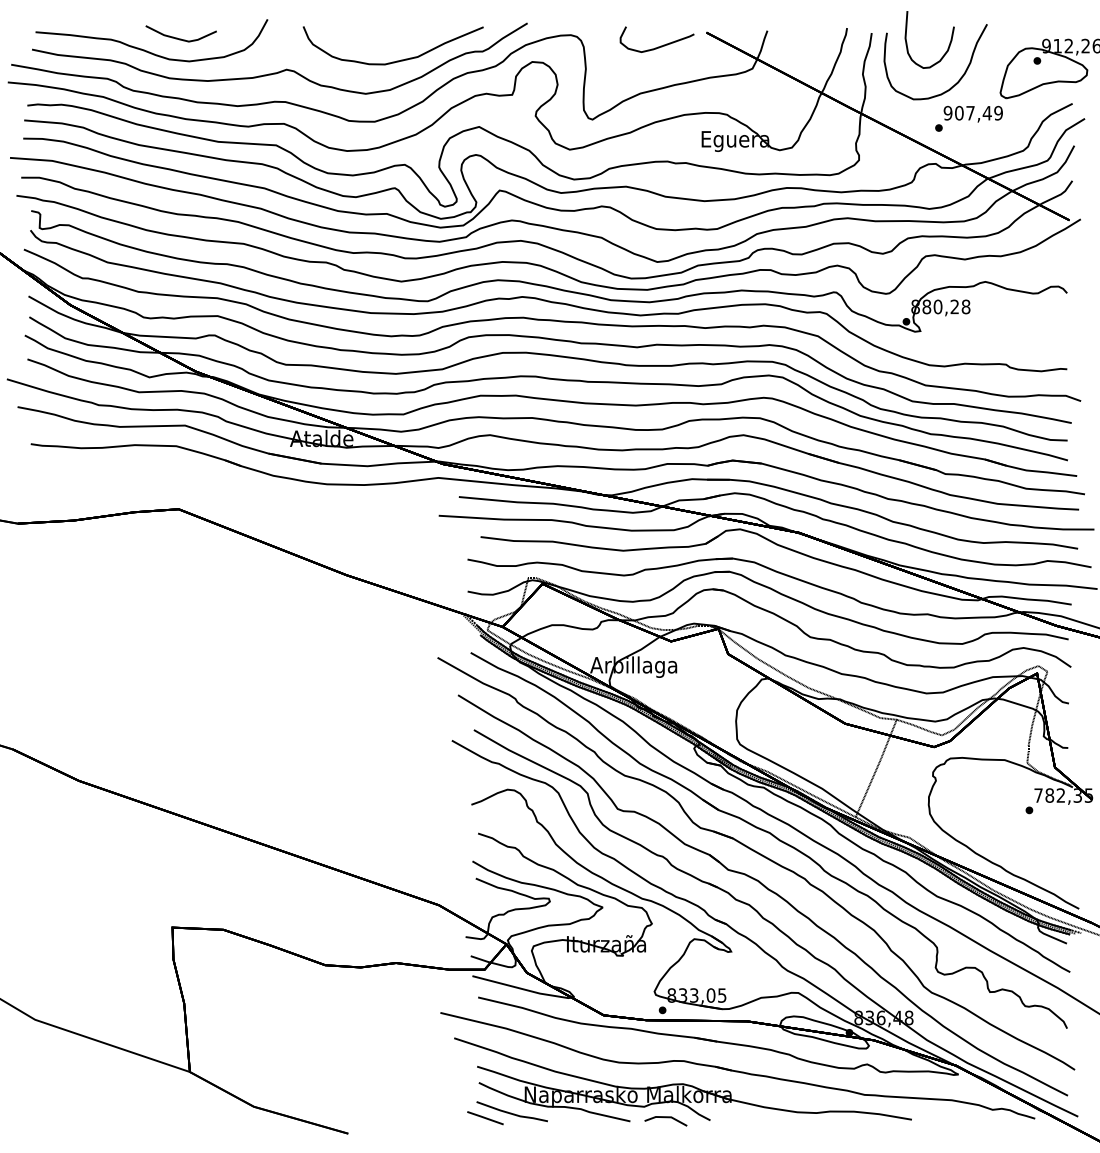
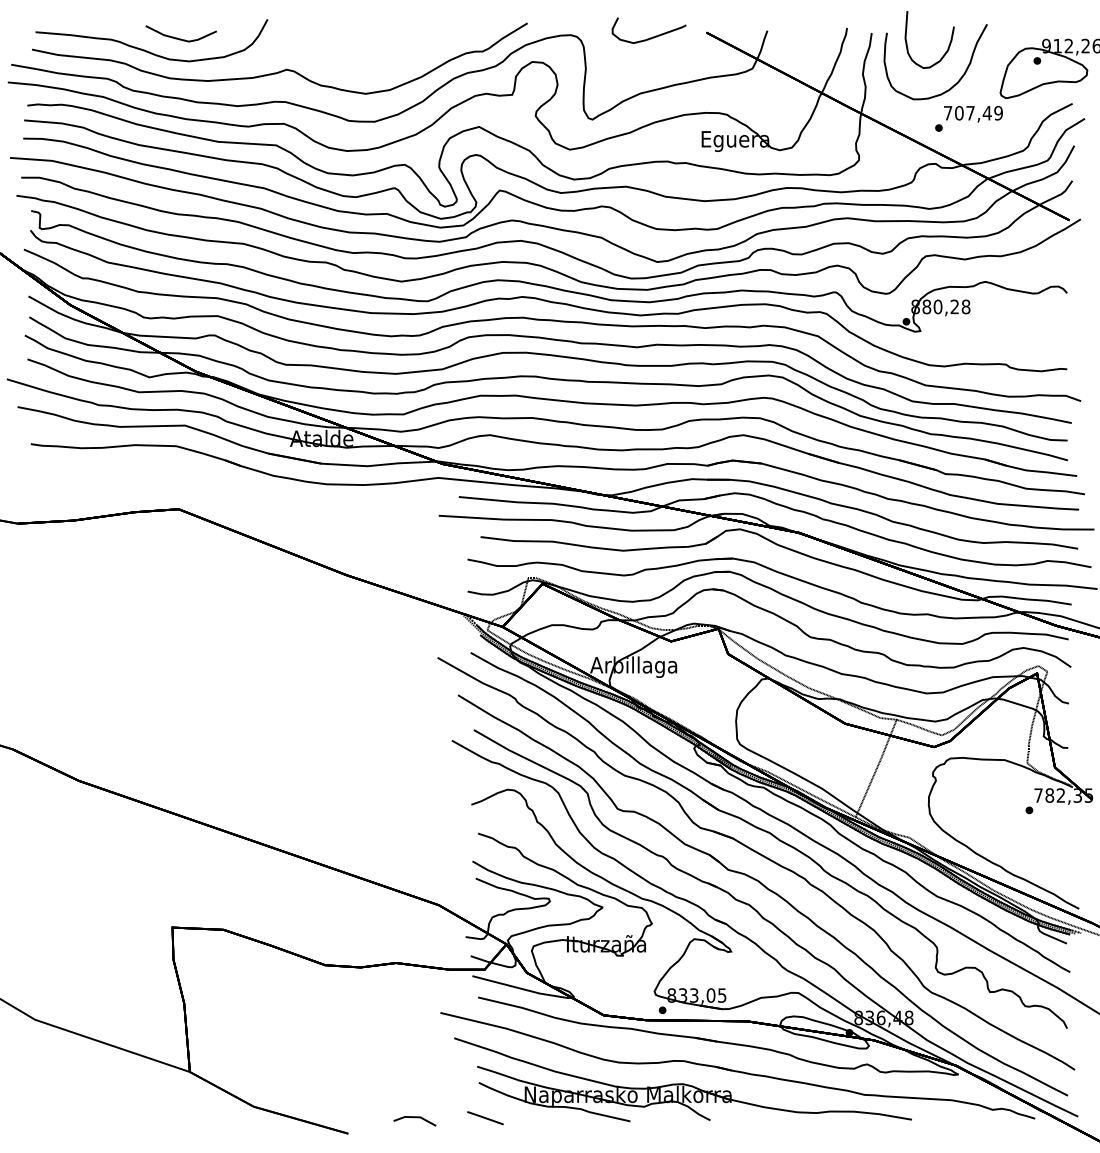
curve position: (660, 45) -> (652, 36) (652, 36)
curve: present -> none (396, 60)
text: 907,49 -> 707,49 (947, 112)
line: present -> none (511, 1112)
line position: (665, 1118) -> (414, 1118) (414, 1118)
